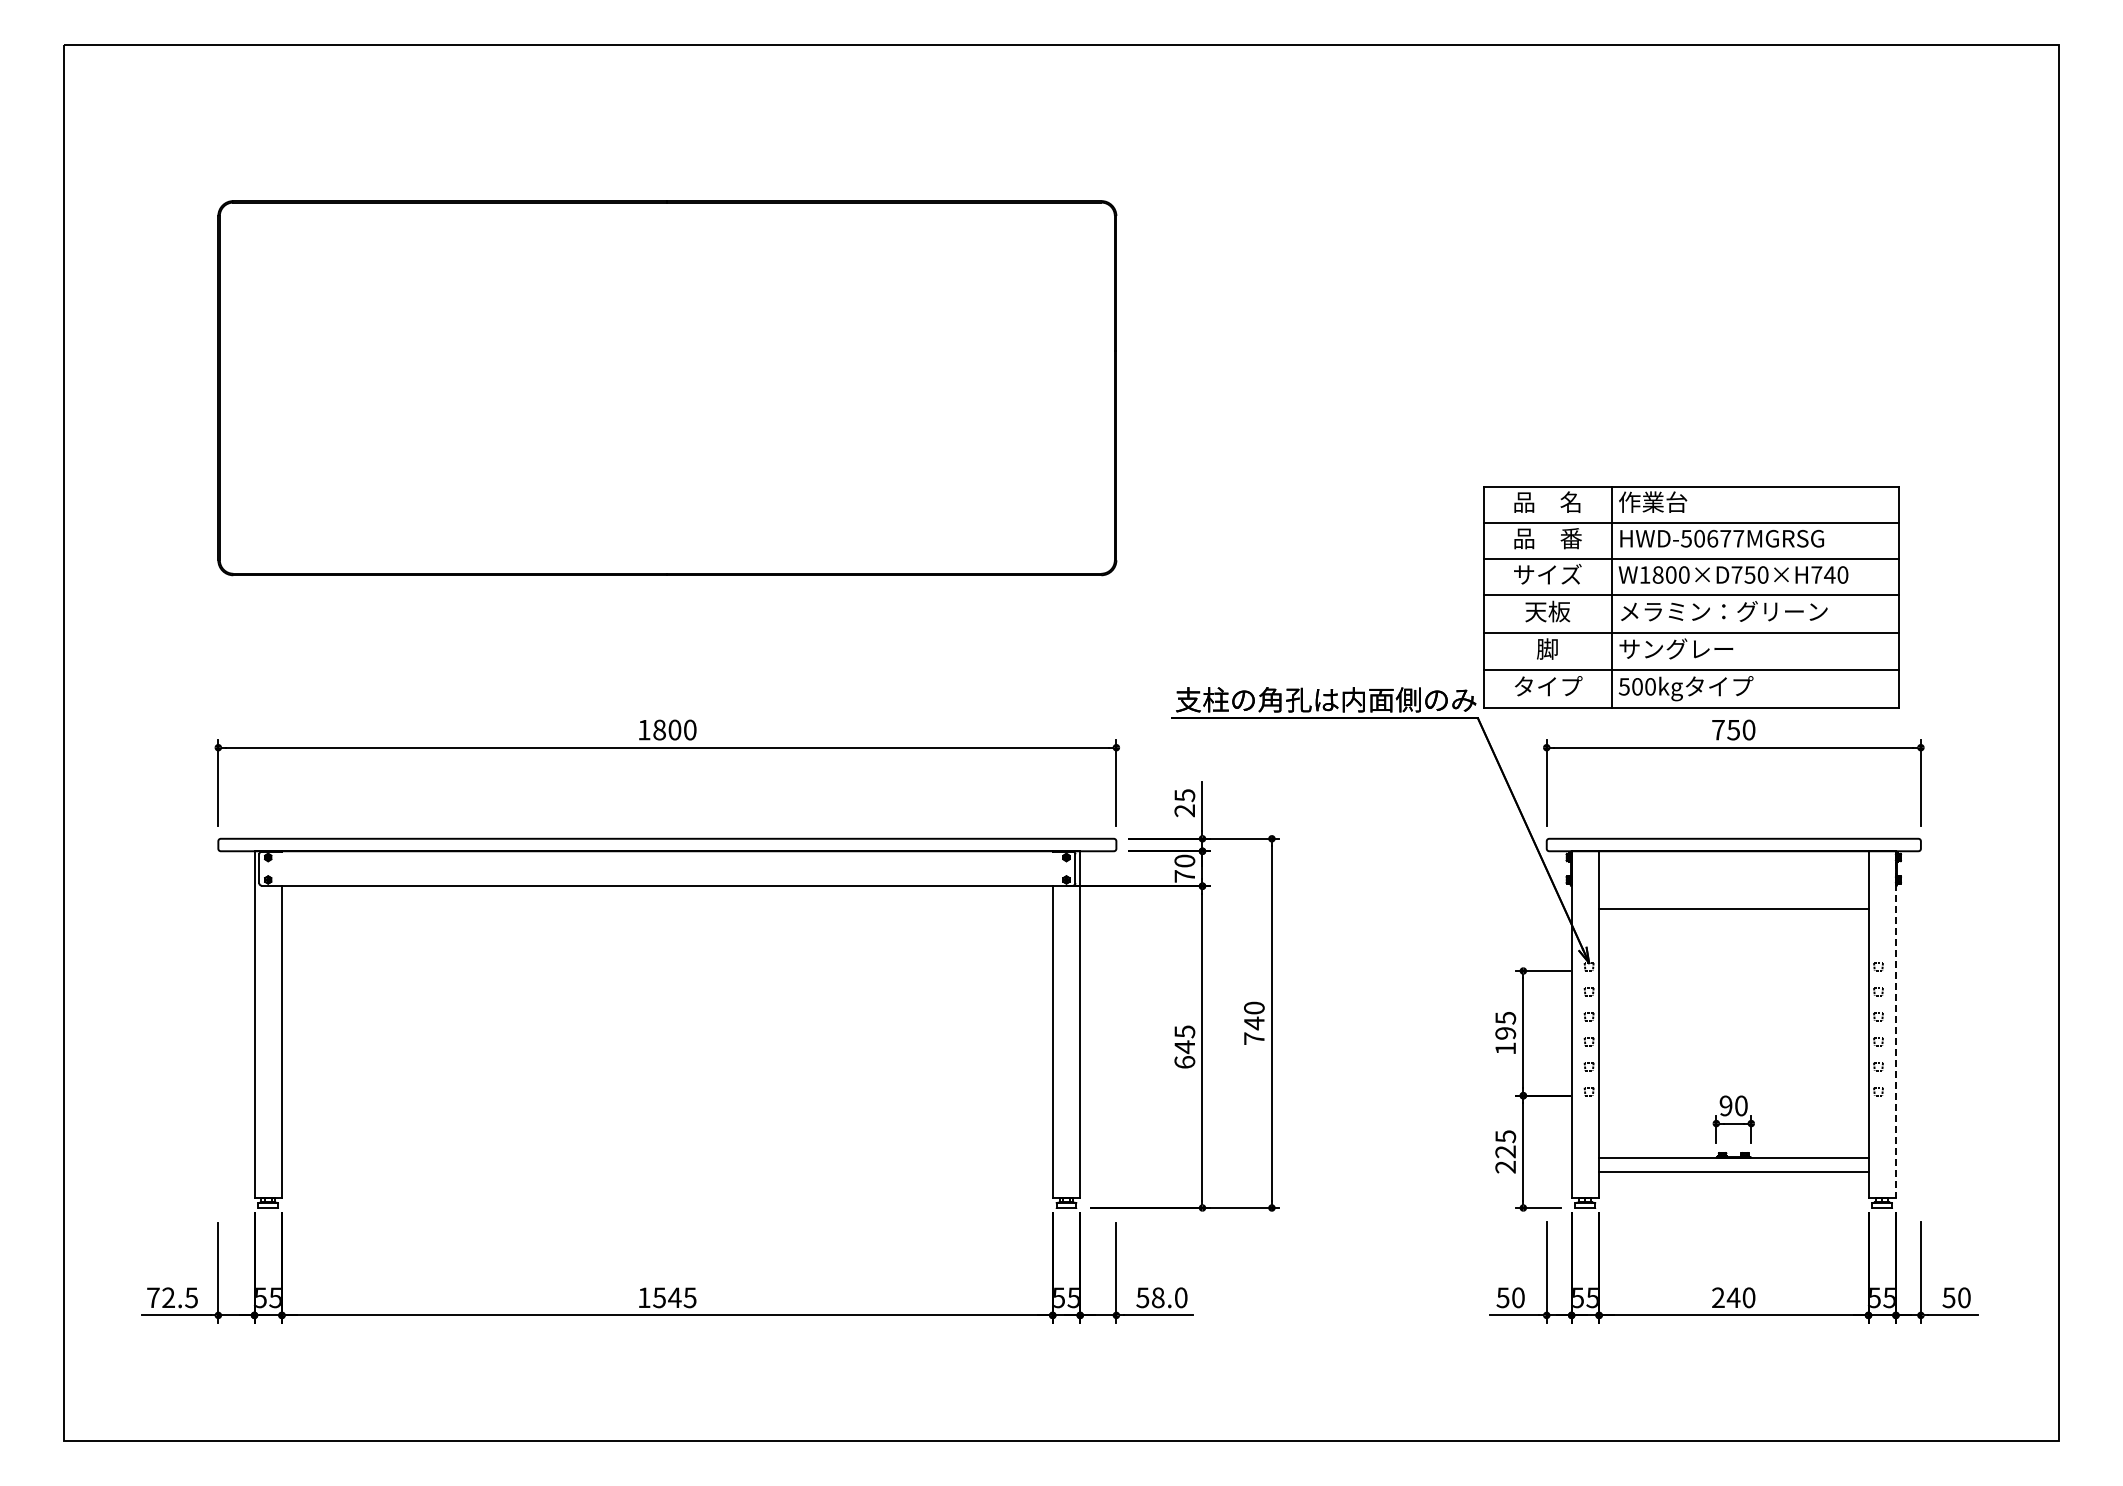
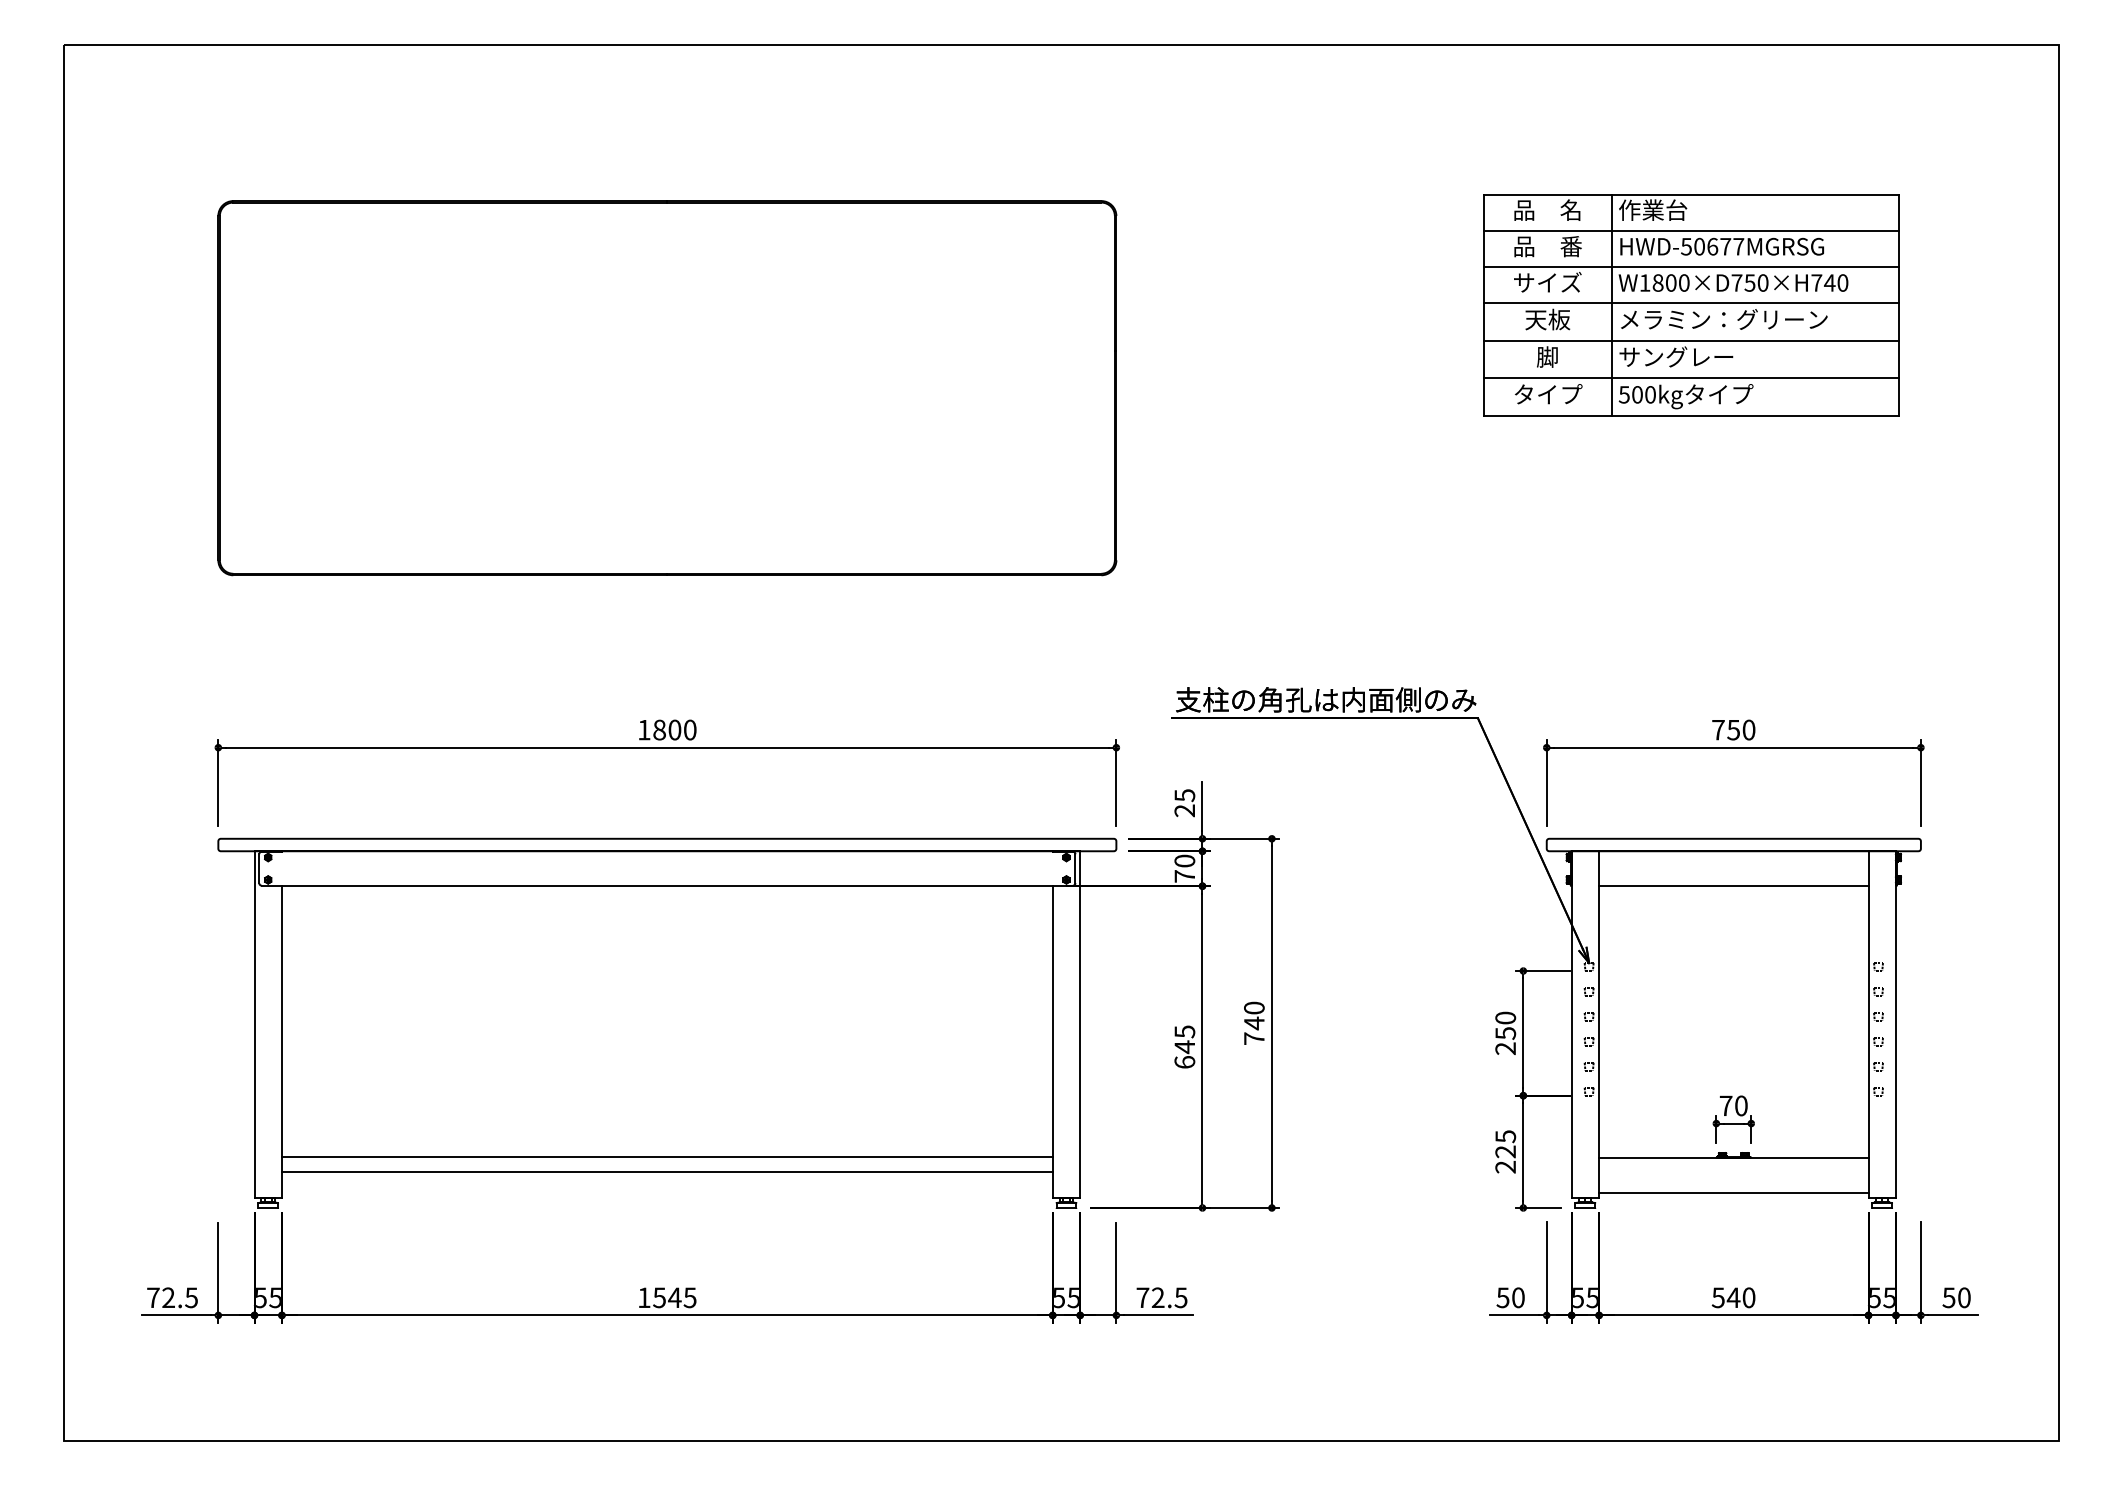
part position: (1691, 597) -> (1691, 305) (1691, 305)
line position: (1733, 909) -> (1733, 886) (1733, 886)
line: dashed -> solid (1895, 1025)
text: 195 -> 250 (1505, 1032)
text: 90 -> 70 (1725, 1105)
line: none -> present (666, 1157)
line: none -> present (666, 1172)
line position: (1733, 1172) -> (1733, 1193) (1733, 1193)
text: 58.0 -> 72.5 (1161, 1297)
text: 240 -> 540 (1717, 1297)
